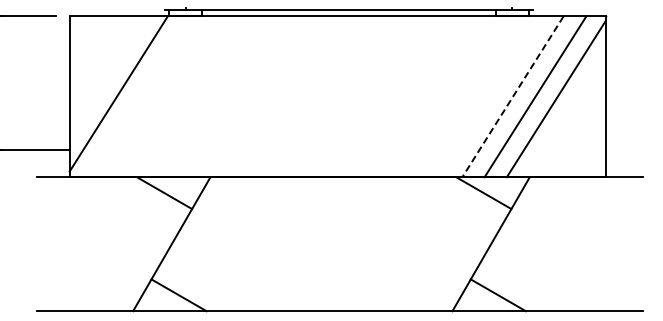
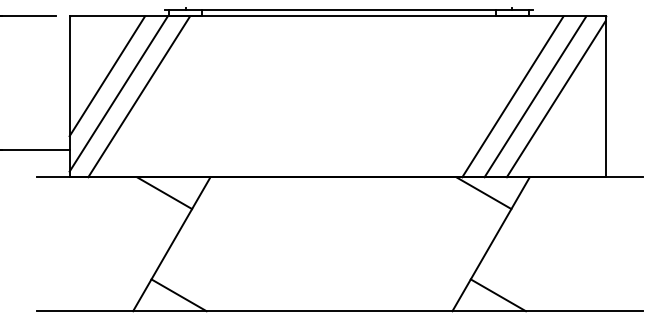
line: none -> present (107, 76)
line: none -> present (139, 96)
line: dashed -> solid (512, 96)
